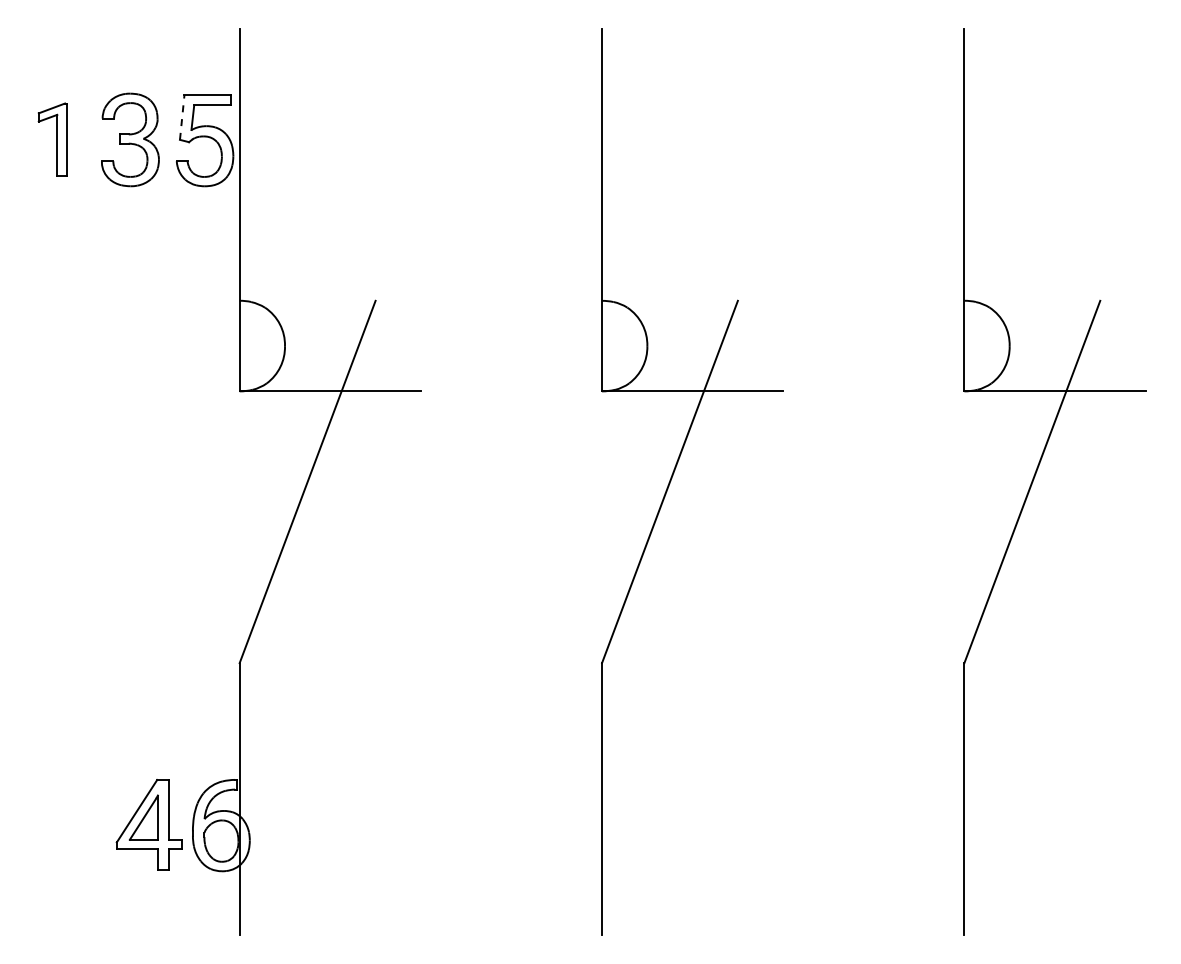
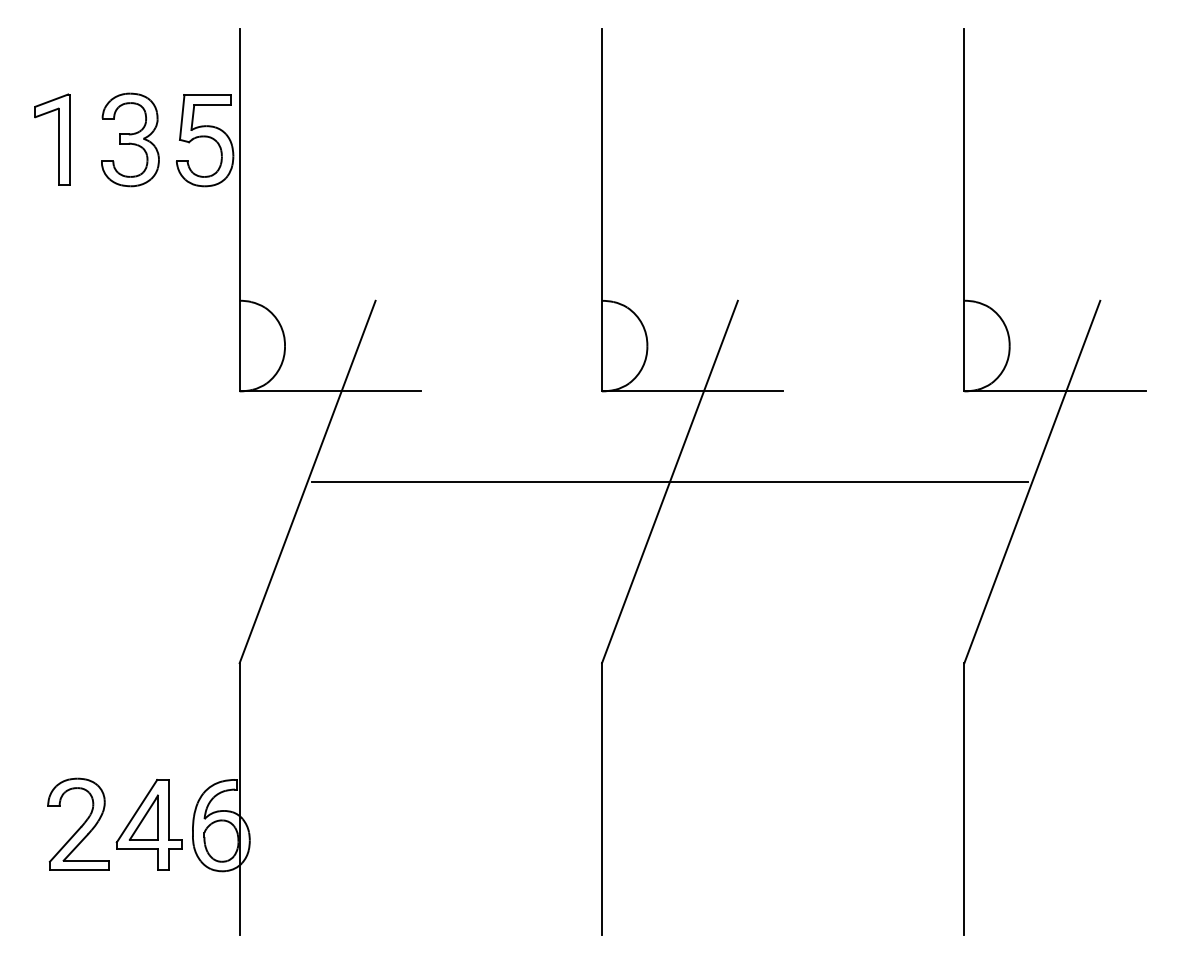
line: dashed -> solid (182, 117)
part size: 31x75 px -> 37x93 px (52, 139)
line: none -> present (669, 481)
part: none -> present (78, 823)
